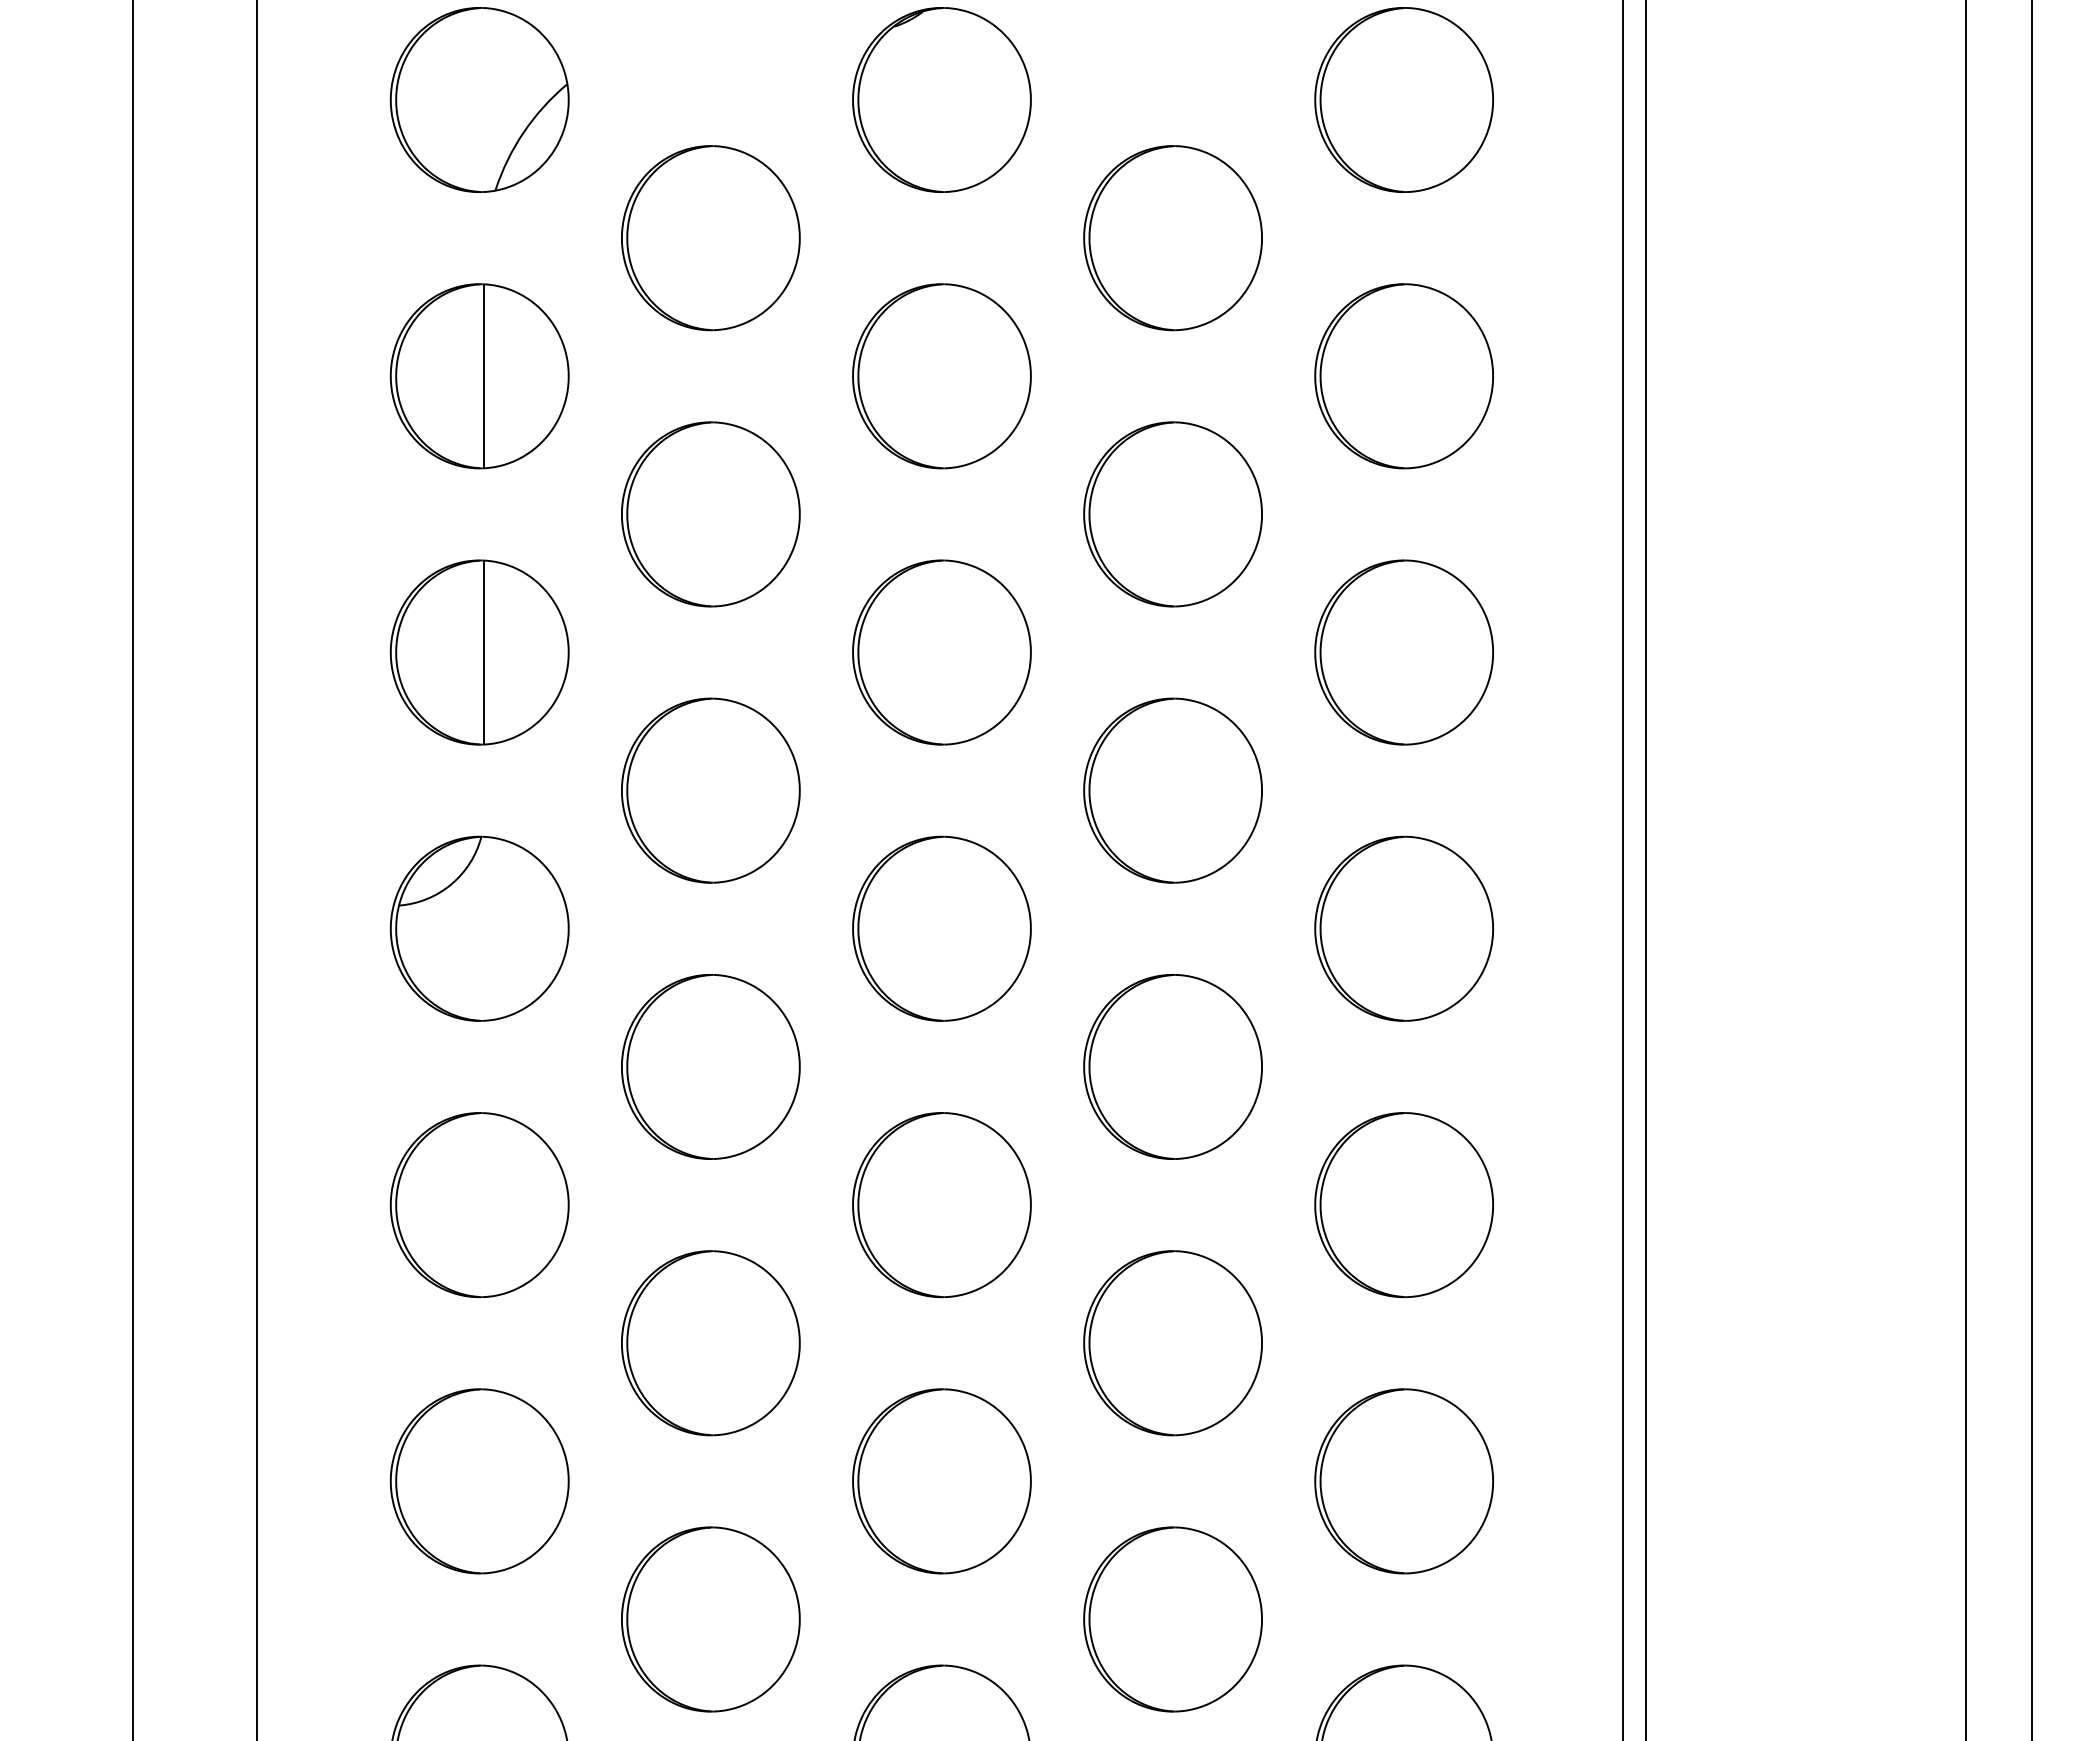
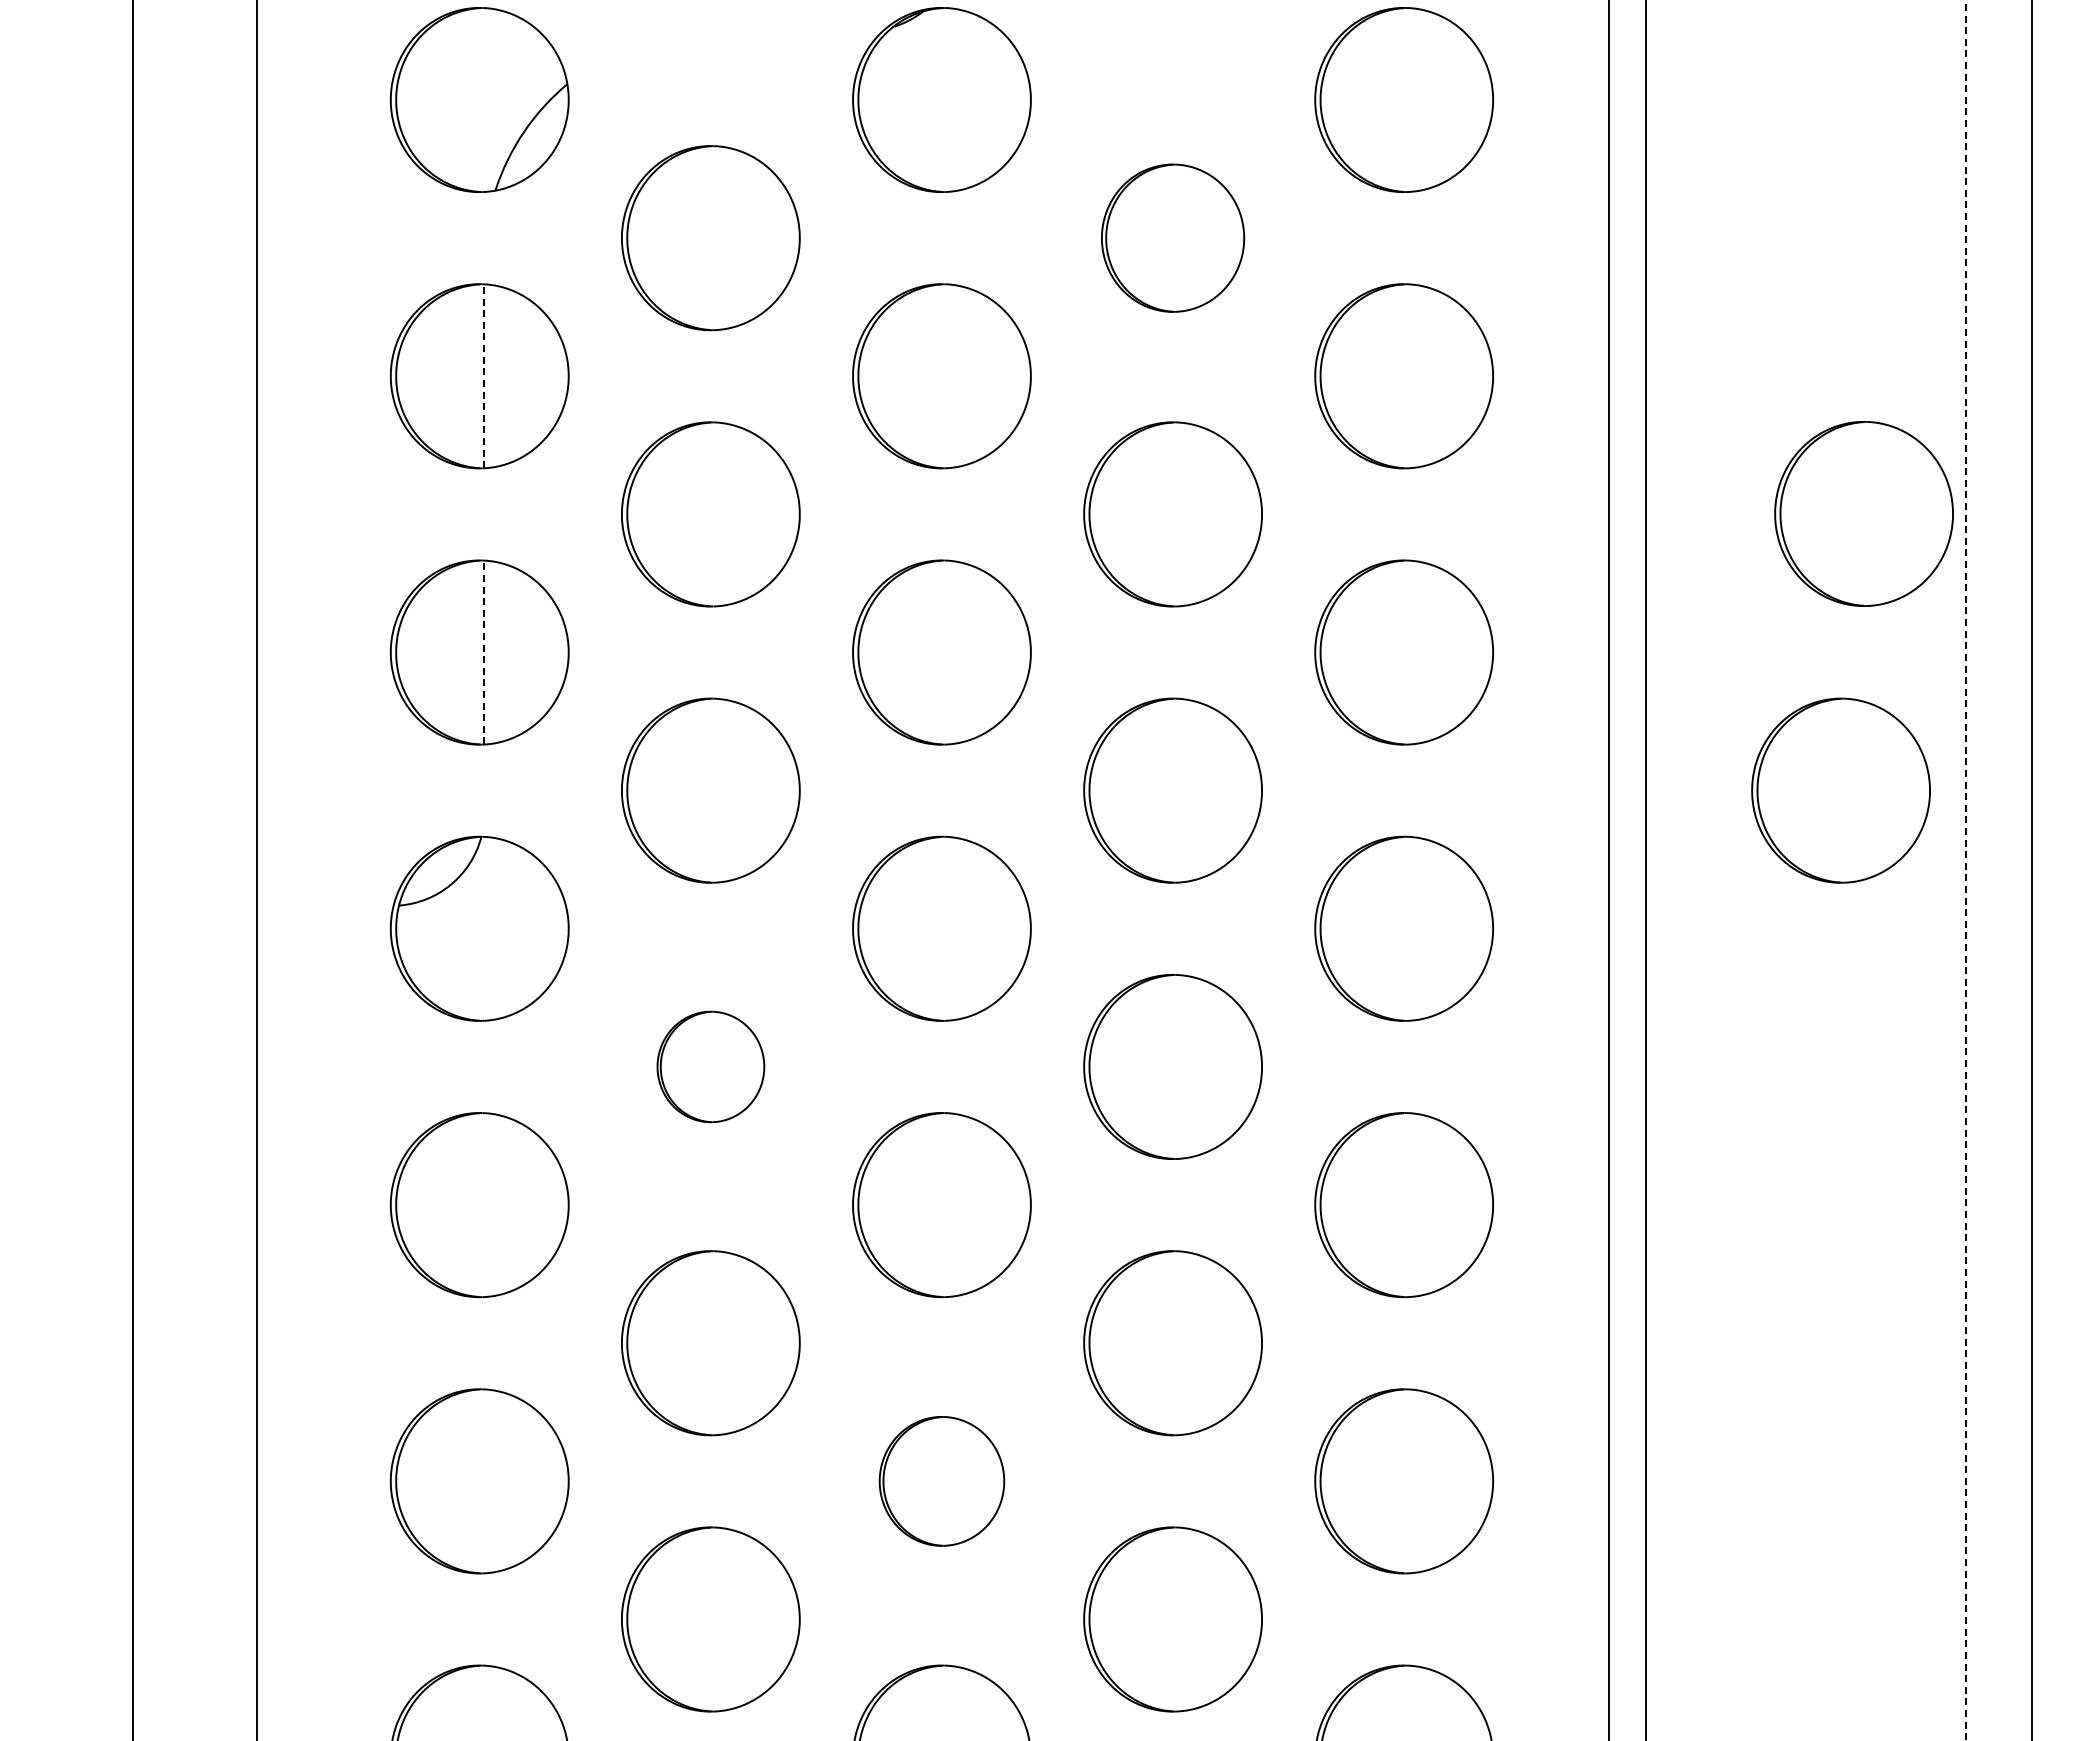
part size: 180x187 px -> 145x150 px (1173, 237)
line: solid -> dashed (484, 376)
part: none -> present (1863, 513)
line: solid -> dashed (484, 652)
part: none -> present (1840, 790)
line position: (1622, 869) -> (1608, 869) (1608, 869)
line: solid -> dashed (1966, 869)
part size: 180x186 px -> 110x114 px (710, 1066)
part size: 180x187 px -> 128x131 px (941, 1481)
